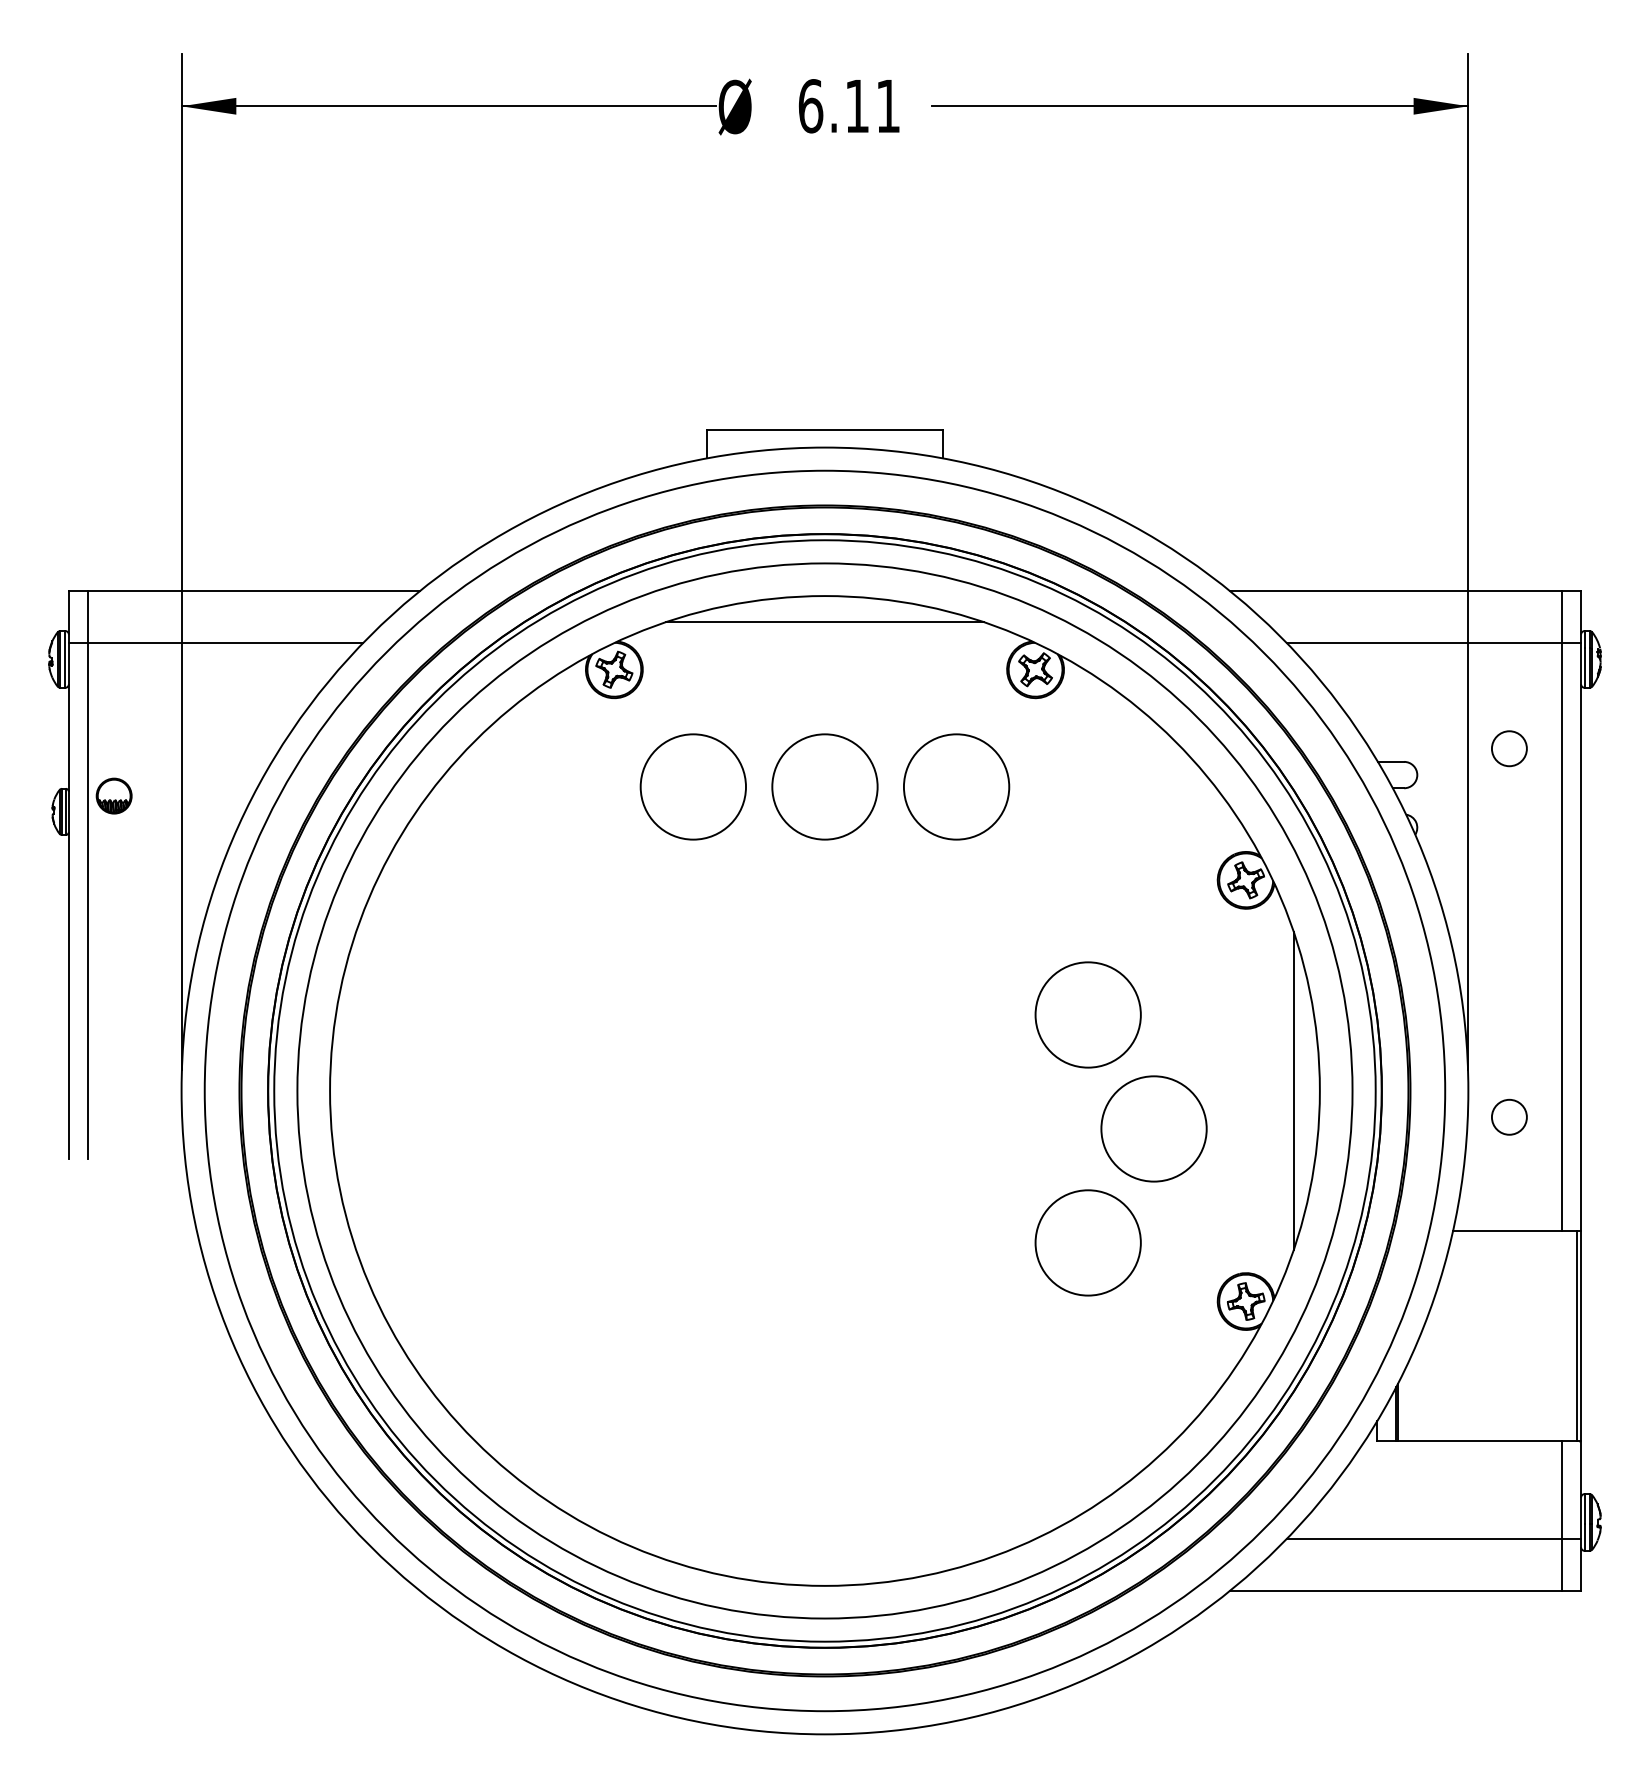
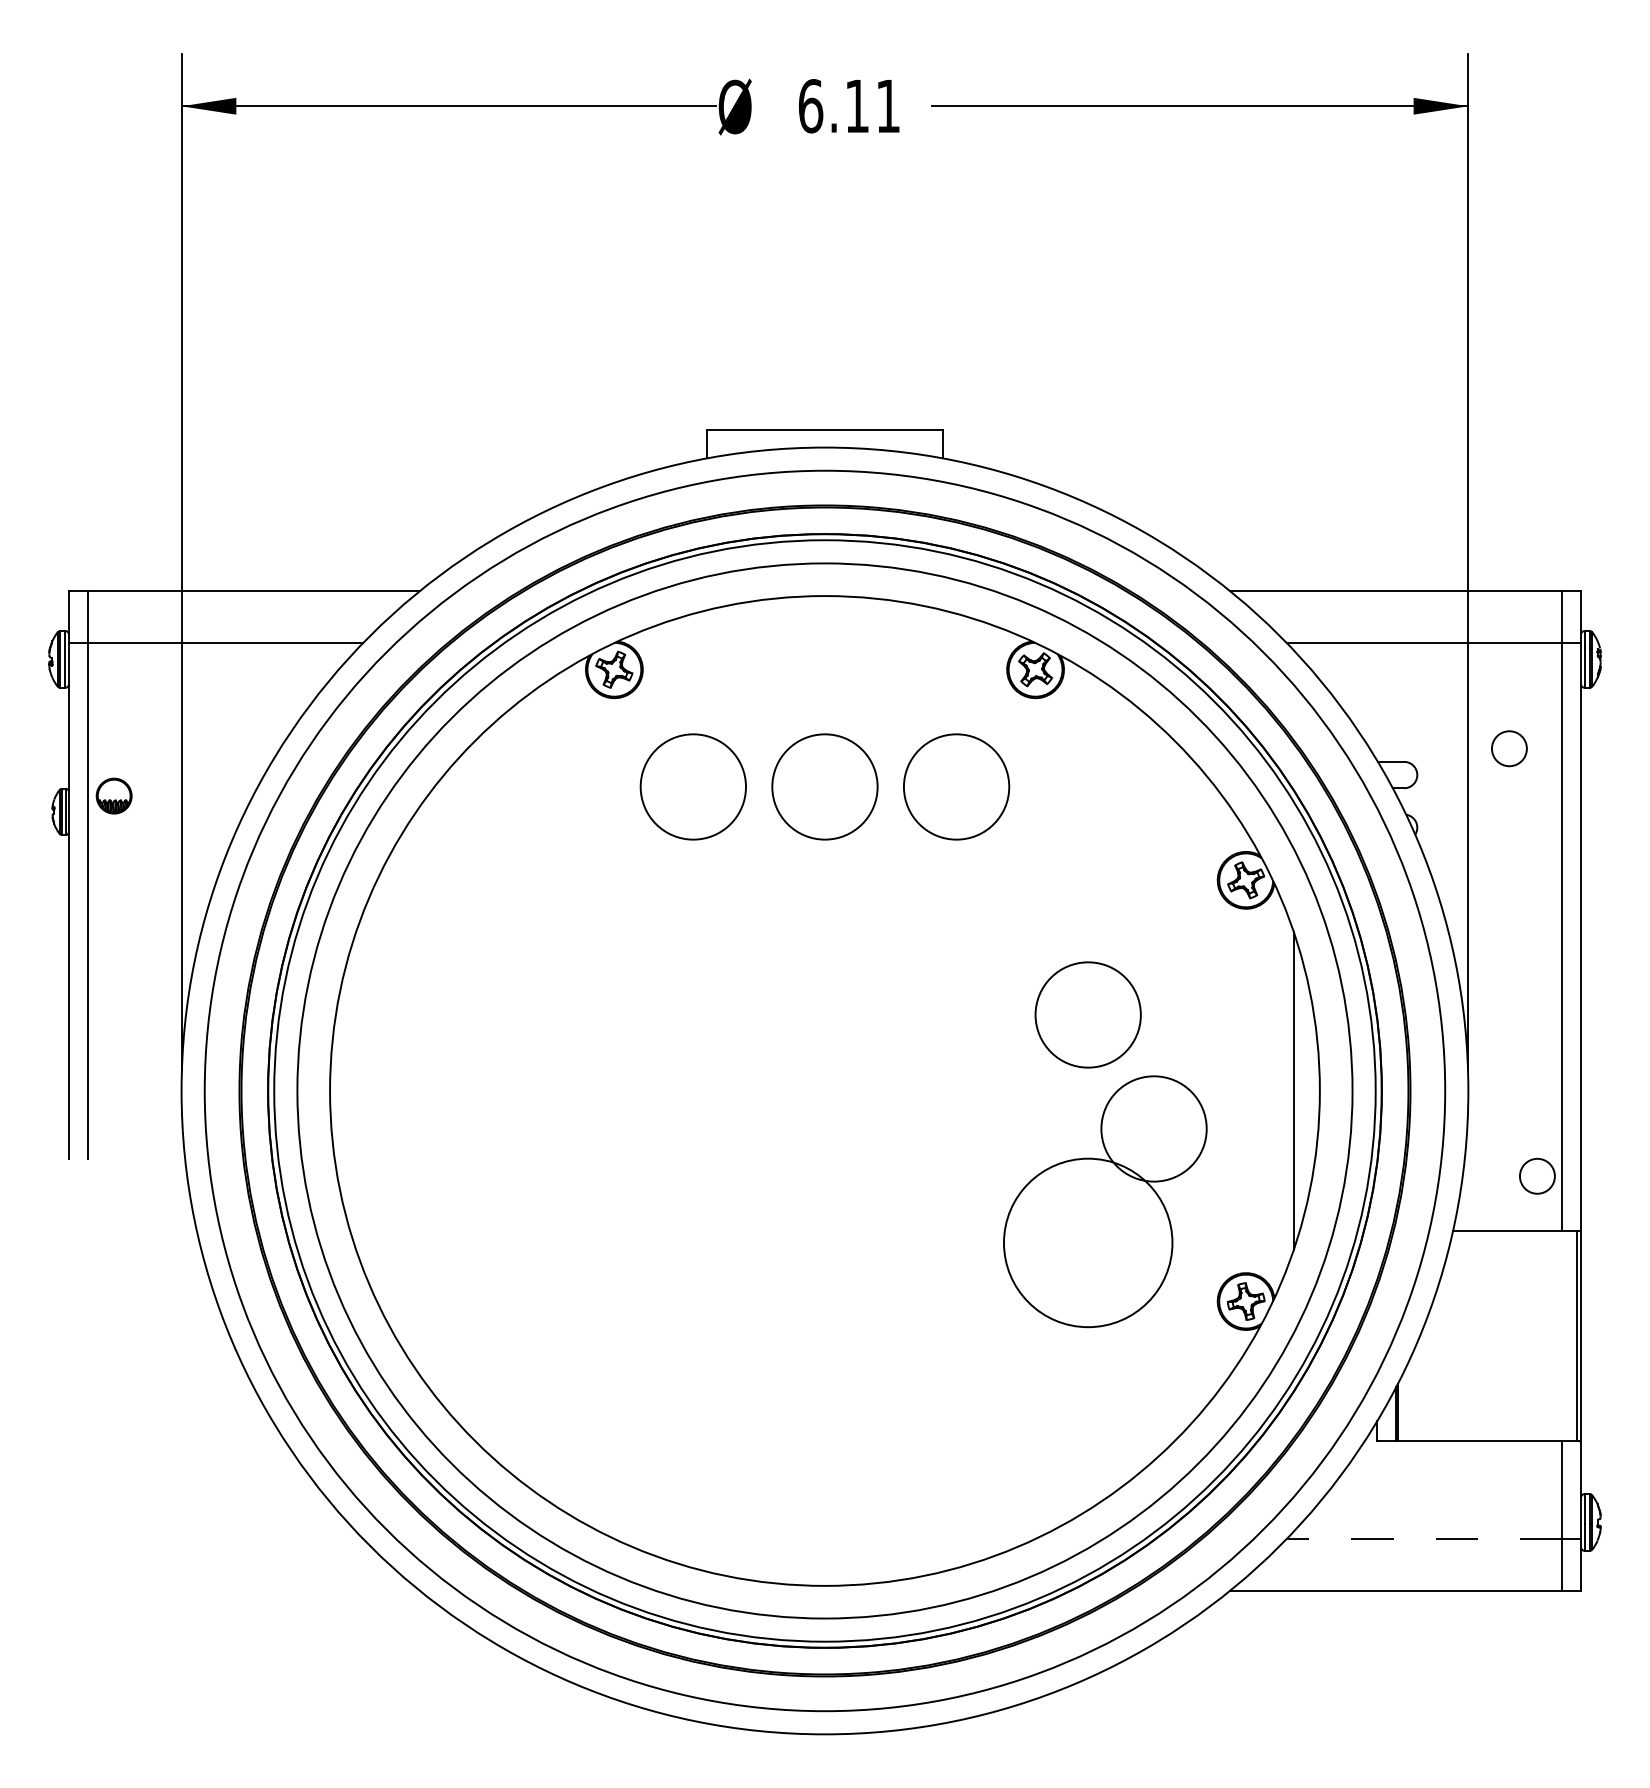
line: present -> none (824, 622)
circle position: (1509, 1116) -> (1537, 1175) (1537, 1175)
circle diameter: 105 px -> 168 px (1087, 1242)
line: solid -> dashed (1424, 1538)
